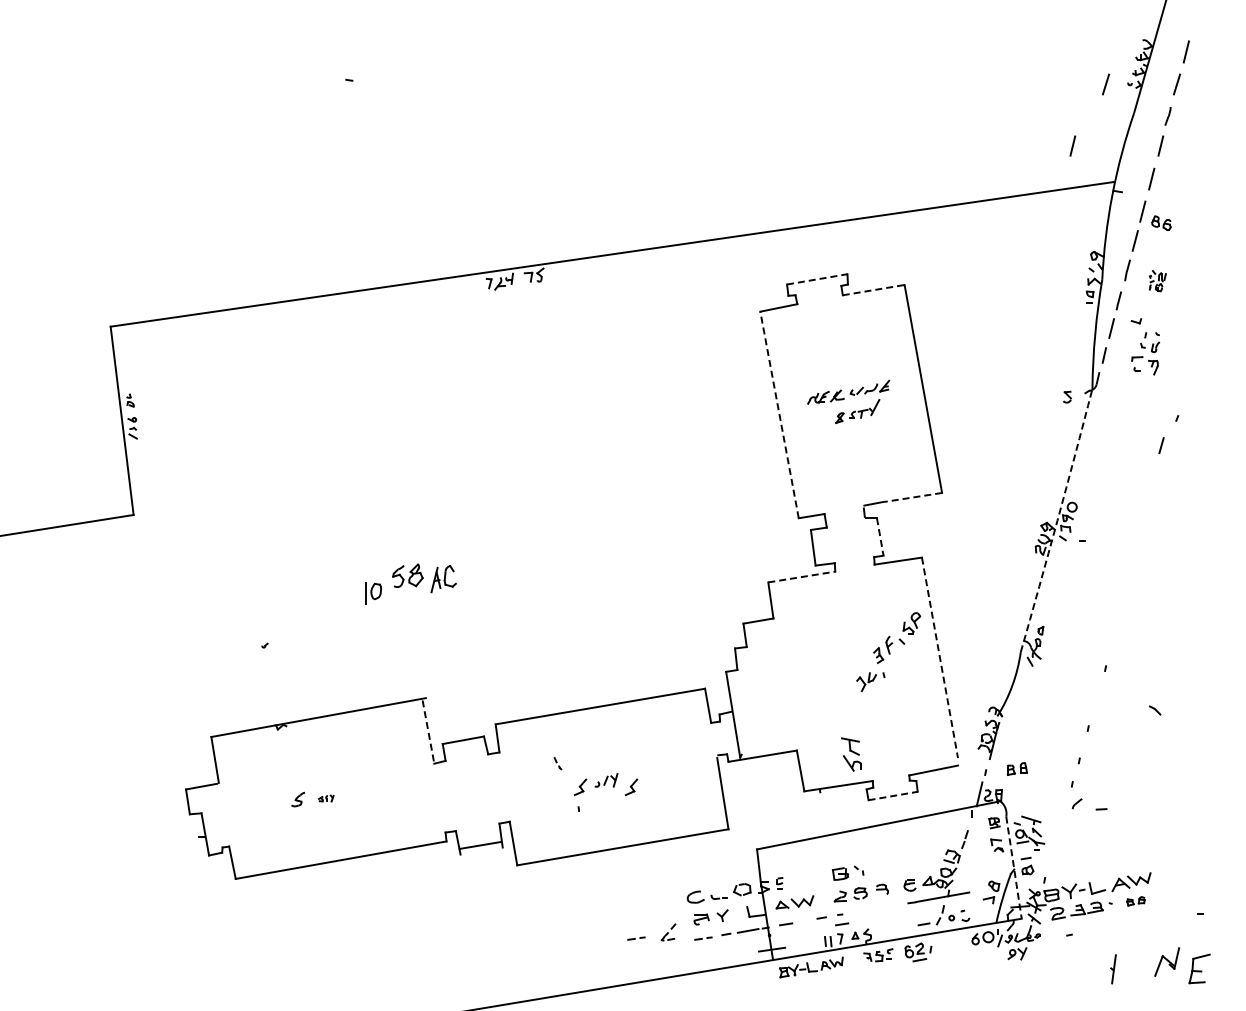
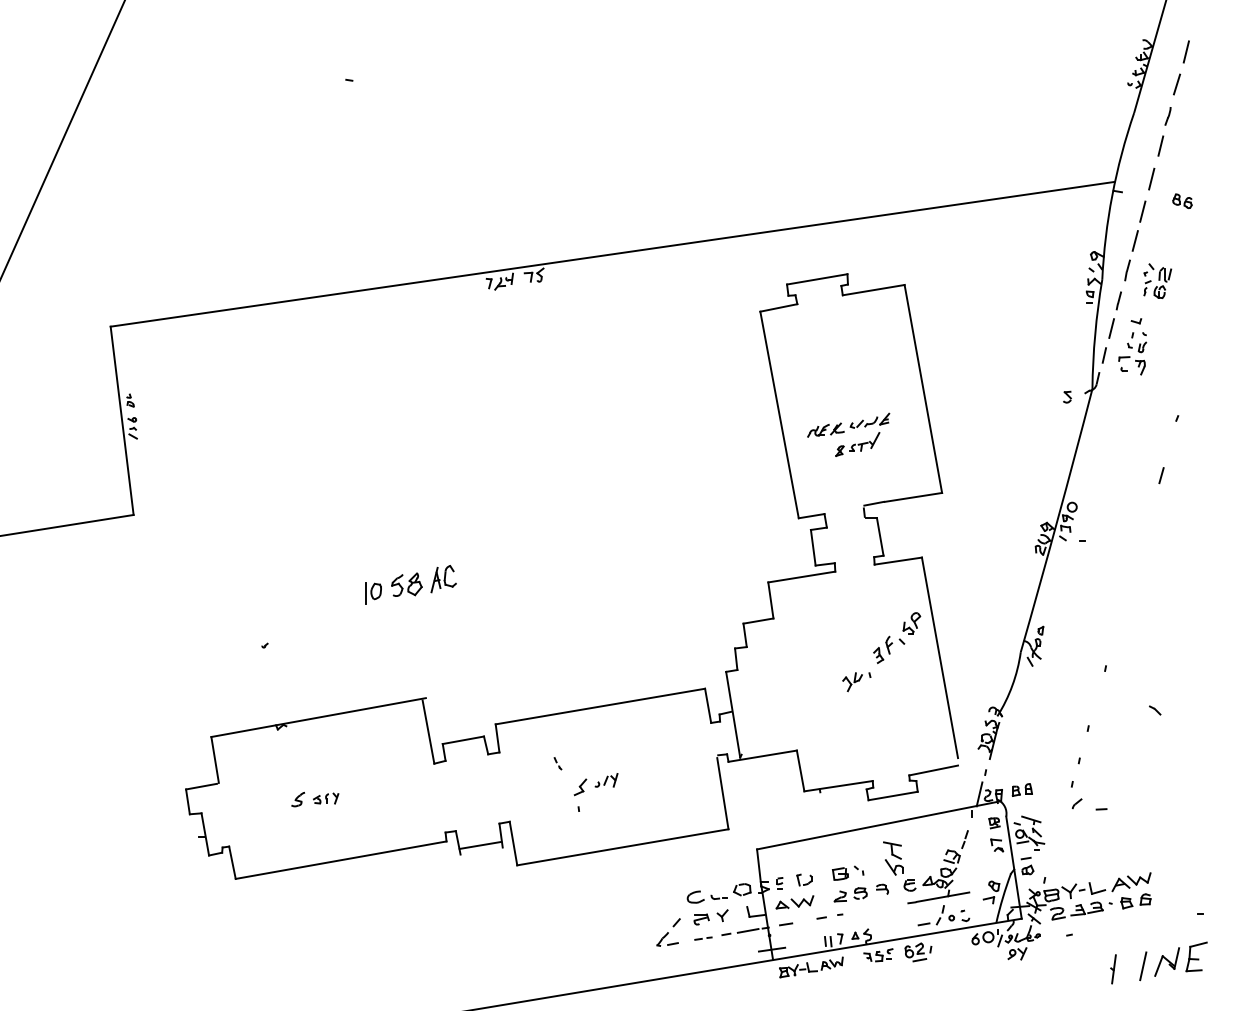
line: present -> none (1105, 84)
line: none -> present (63, 138)
line: present -> none (1072, 145)
part position: (1161, 222) -> (1182, 200) (1182, 200)
line: dashed -> solid (817, 279)
part size: 18x23 px -> 30x36 px (1157, 280)
line: dashed -> solid (874, 290)
part position: (1145, 353) -> (1132, 353) (1132, 353)
part position: (848, 401) -> (848, 434) (848, 434)
line: dashed -> solid (779, 414)
line position: (1161, 445) -> (1161, 475) (1161, 475)
line: dashed -> solid (913, 497)
arc: dashed -> solid (1057, 520)
line: dashed -> solid (880, 537)
part position: (407, 575) -> (406, 584) (406, 584)
line: dashed -> solid (801, 577)
line: dashed -> solid (939, 657)
part position: (870, 682) -> (856, 682) (856, 682)
line: dashed -> solid (428, 732)
part position: (851, 754) -> (893, 858) (893, 858)
part position: (1016, 768) -> (1021, 789) (1021, 789)
part: present -> none (631, 787)
line: dashed -> solid (893, 796)
part size: 17x9 px -> 27x13 px (326, 798)
line: dashed -> solid (1013, 867)
part: none -> present (804, 879)
part size: 20x11 px -> 32x17 px (1135, 901)
line: present -> none (842, 924)
part size: 17x19 px -> 25x29 px (668, 932)
line: present -> none (635, 938)
line: none -> present (1143, 966)
part position: (1199, 968) -> (1196, 956) (1196, 956)
